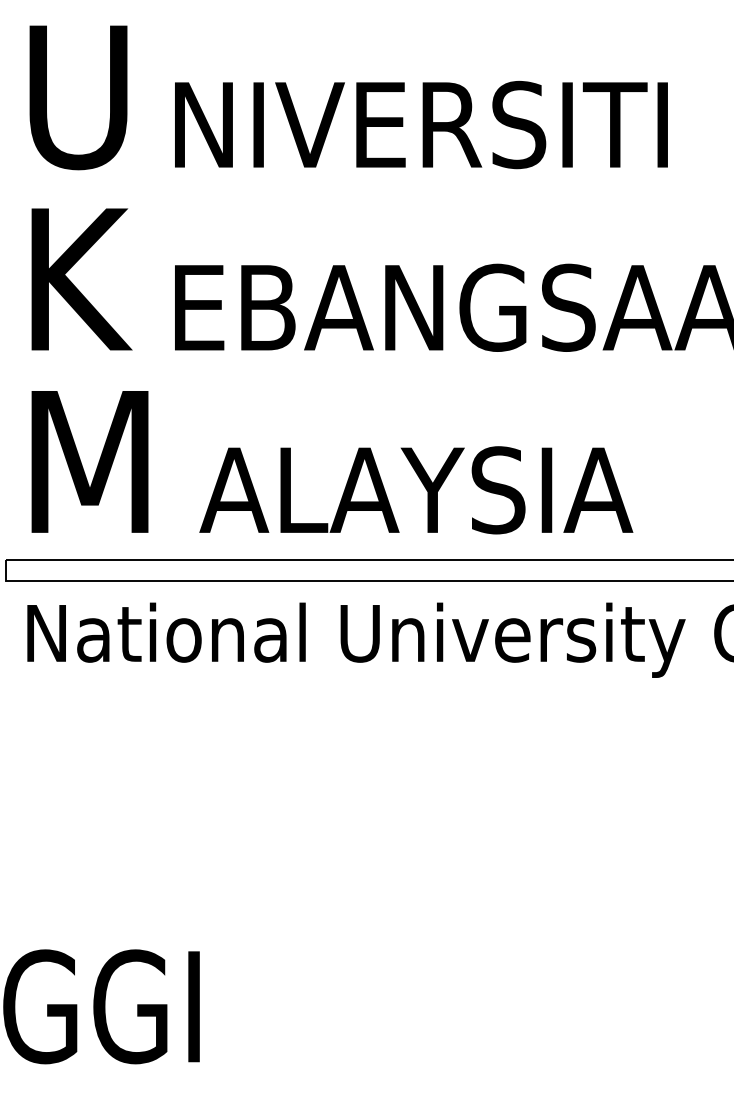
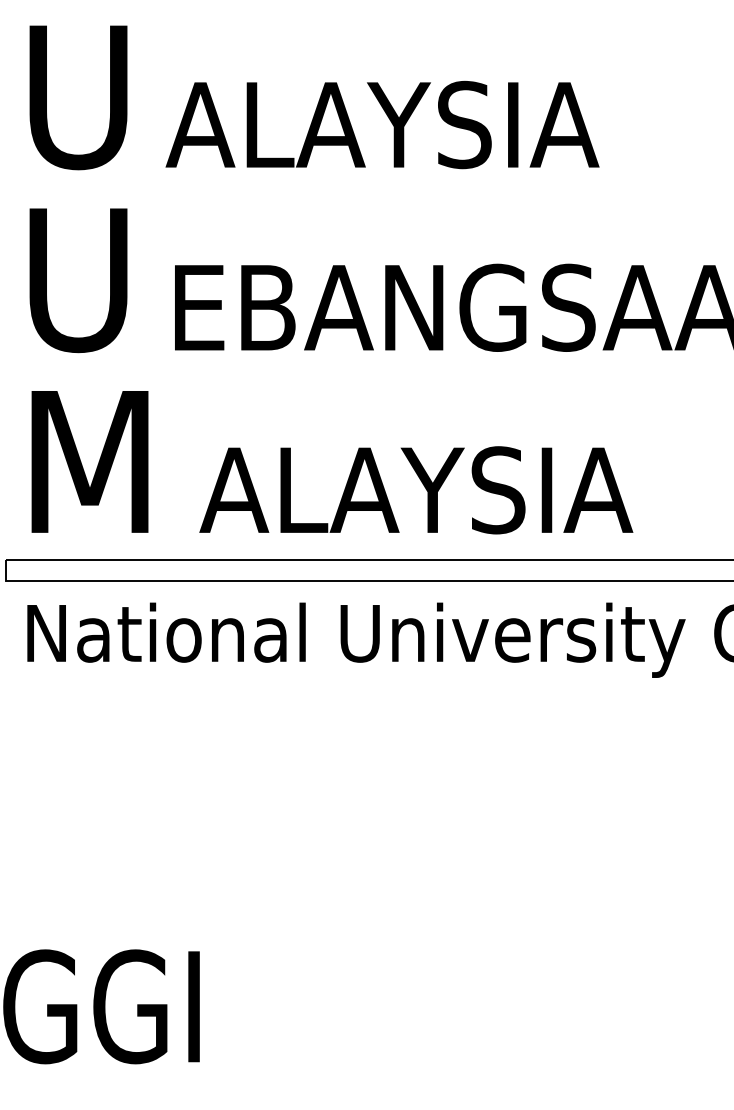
text: NIVERSITI -> ALAYSIA (416, 124)
text: K -> U (80, 280)
